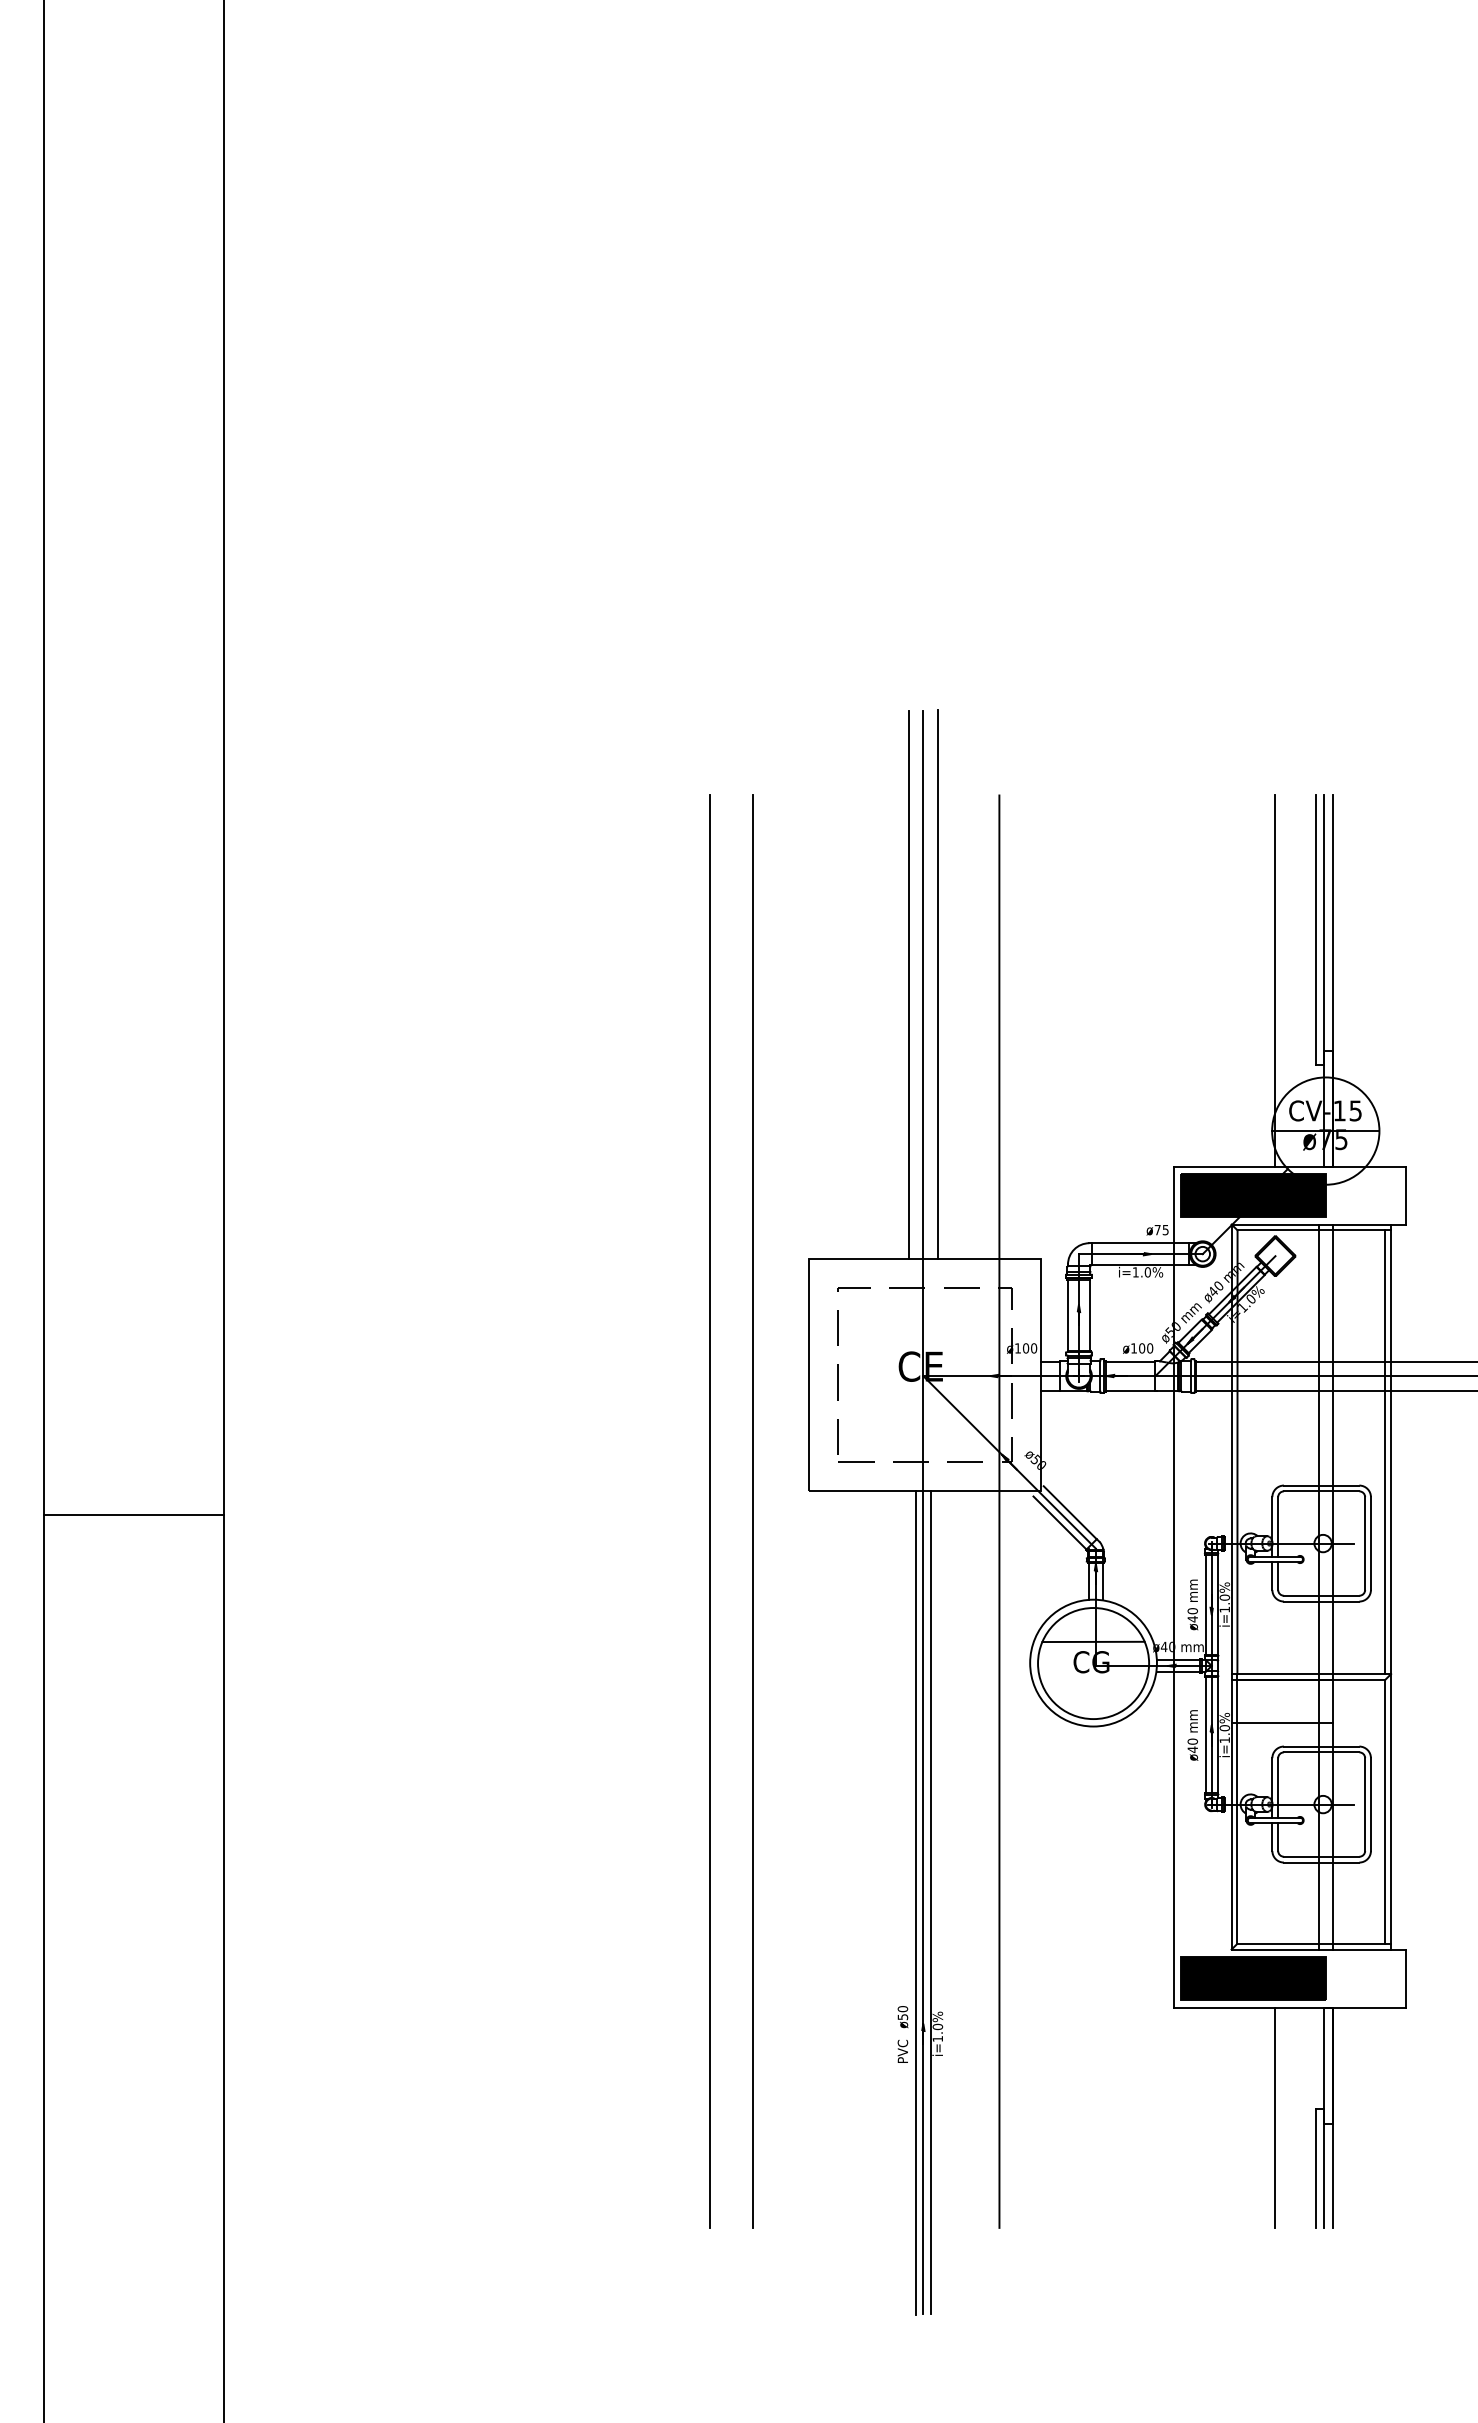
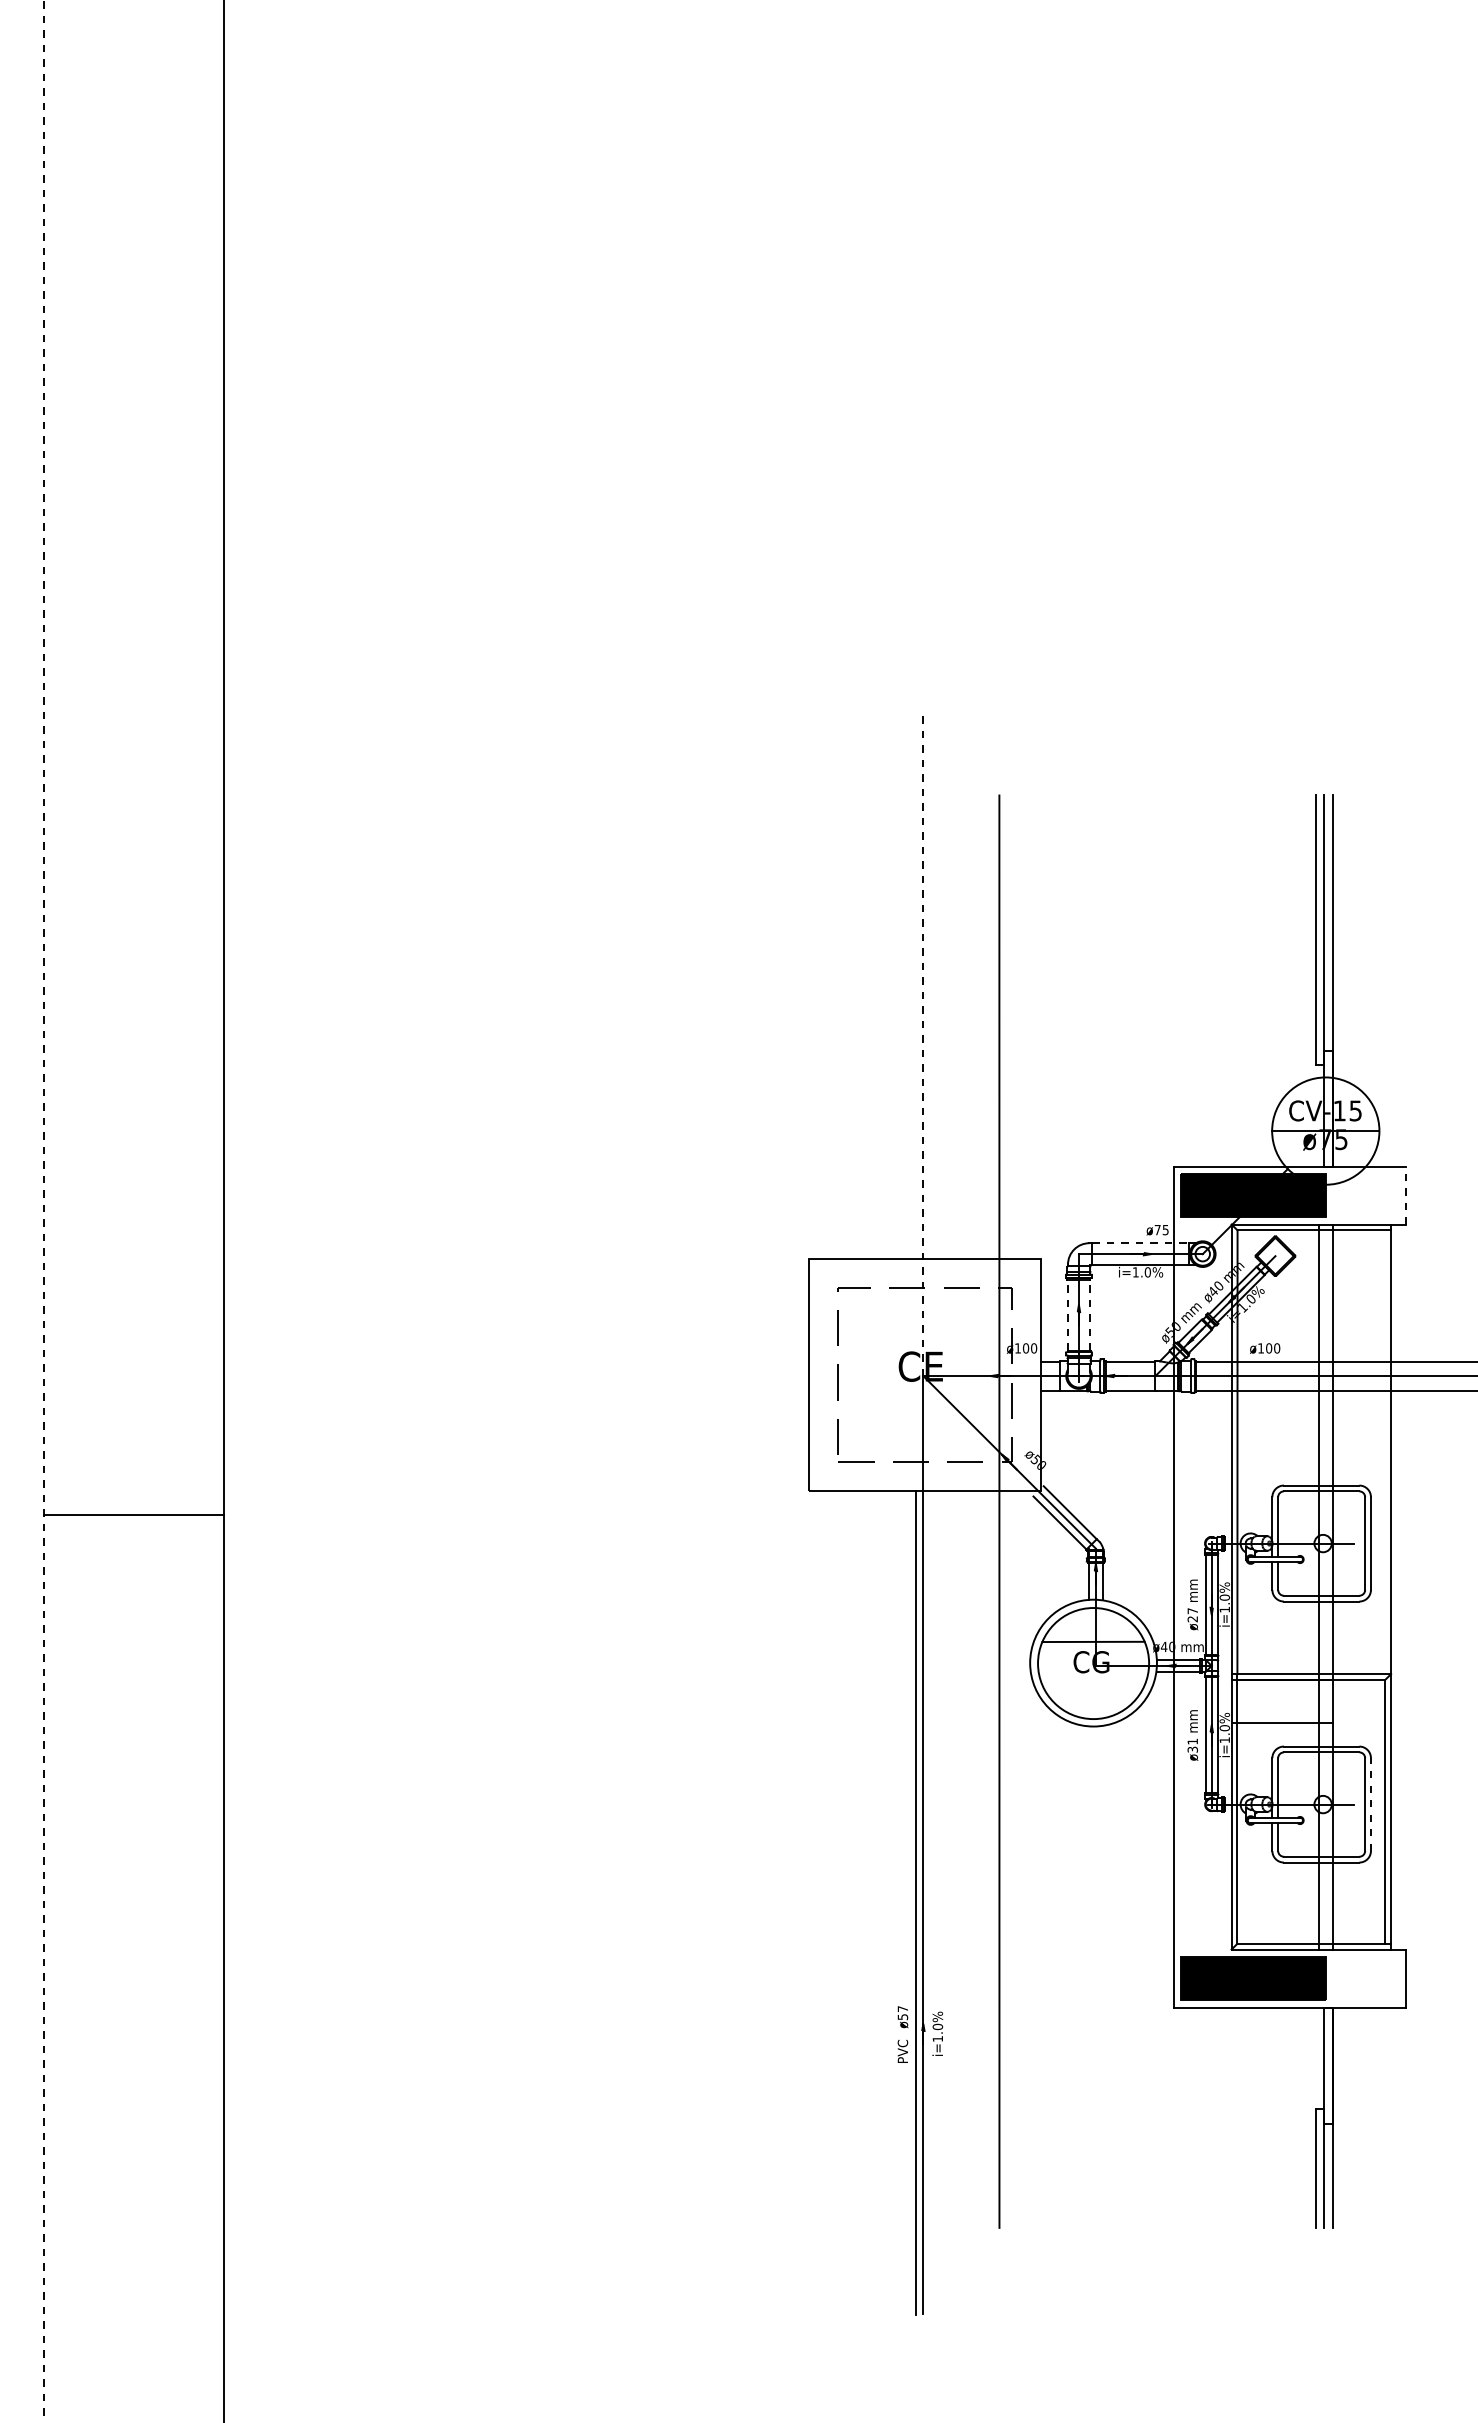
line: present -> none (1275, 980)
line: present -> none (937, 984)
line: present -> none (908, 985)
line: solid -> dashed (923, 1043)
line: solid -> dashed (1405, 1195)
line: solid -> dashed (44, 1211)
line: solid -> dashed (1140, 1243)
line: solid -> dashed (1068, 1314)
line: solid -> dashed (1089, 1314)
text position: (1138, 1348) -> (1265, 1348) (1265, 1348)
line: present -> none (1385, 1452)
line: present -> none (709, 1511)
line: present -> none (753, 1511)
text: ø40 -> ø27 (1192, 1615)
text: ø40 -> ø31 (1192, 1745)
line: solid -> dashed (1370, 1804)
line: present -> none (930, 1902)
text: ø50 -> ø57 (902, 2009)
line: present -> none (1275, 2117)
